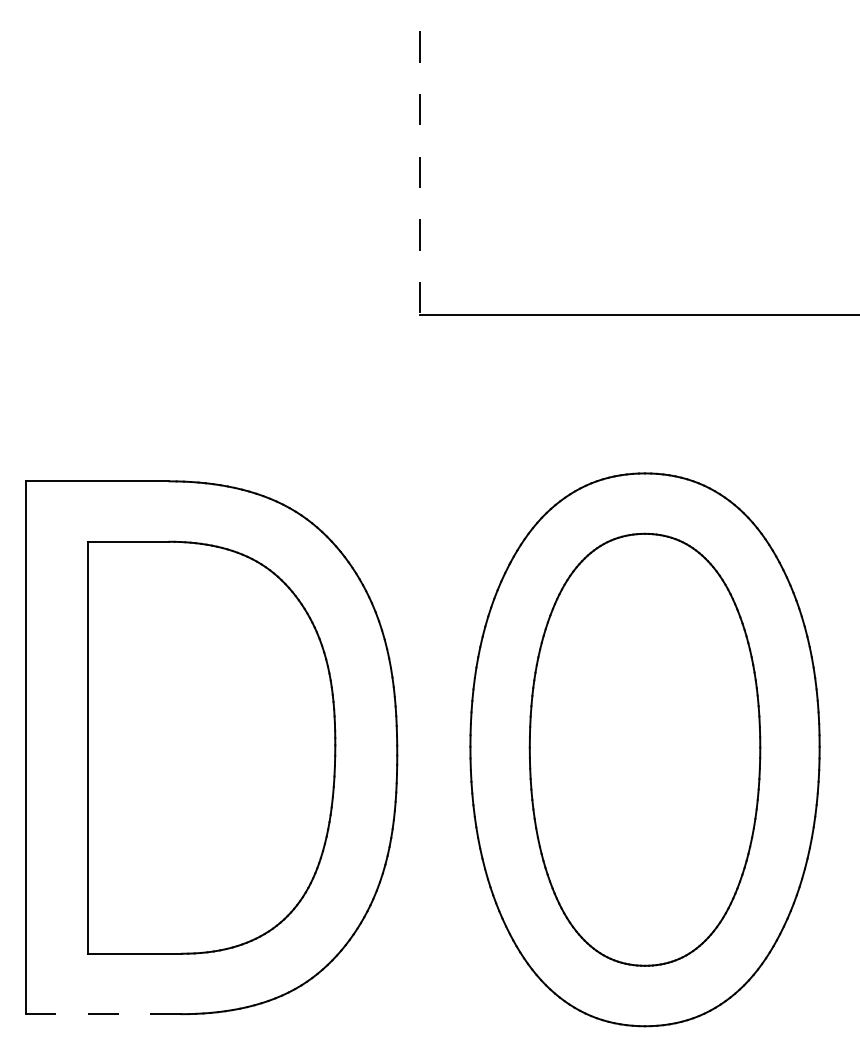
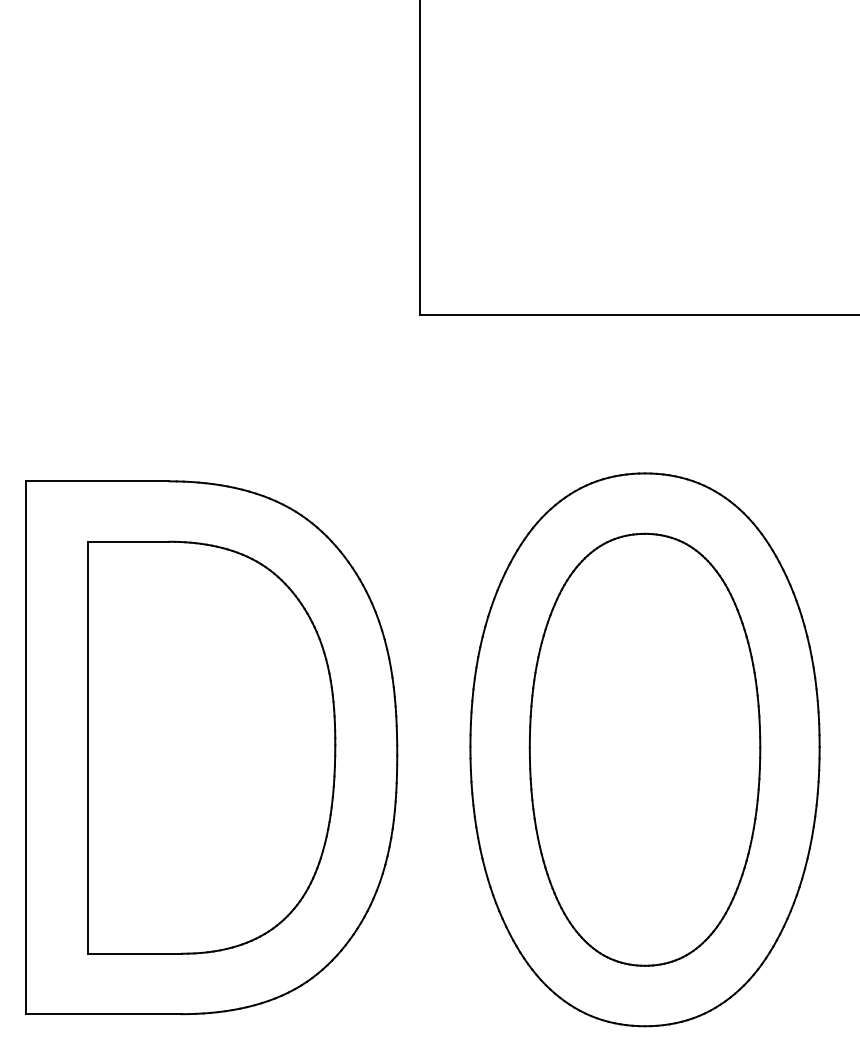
line: dashed -> solid (419, 157)
line: dashed -> solid (103, 1014)
